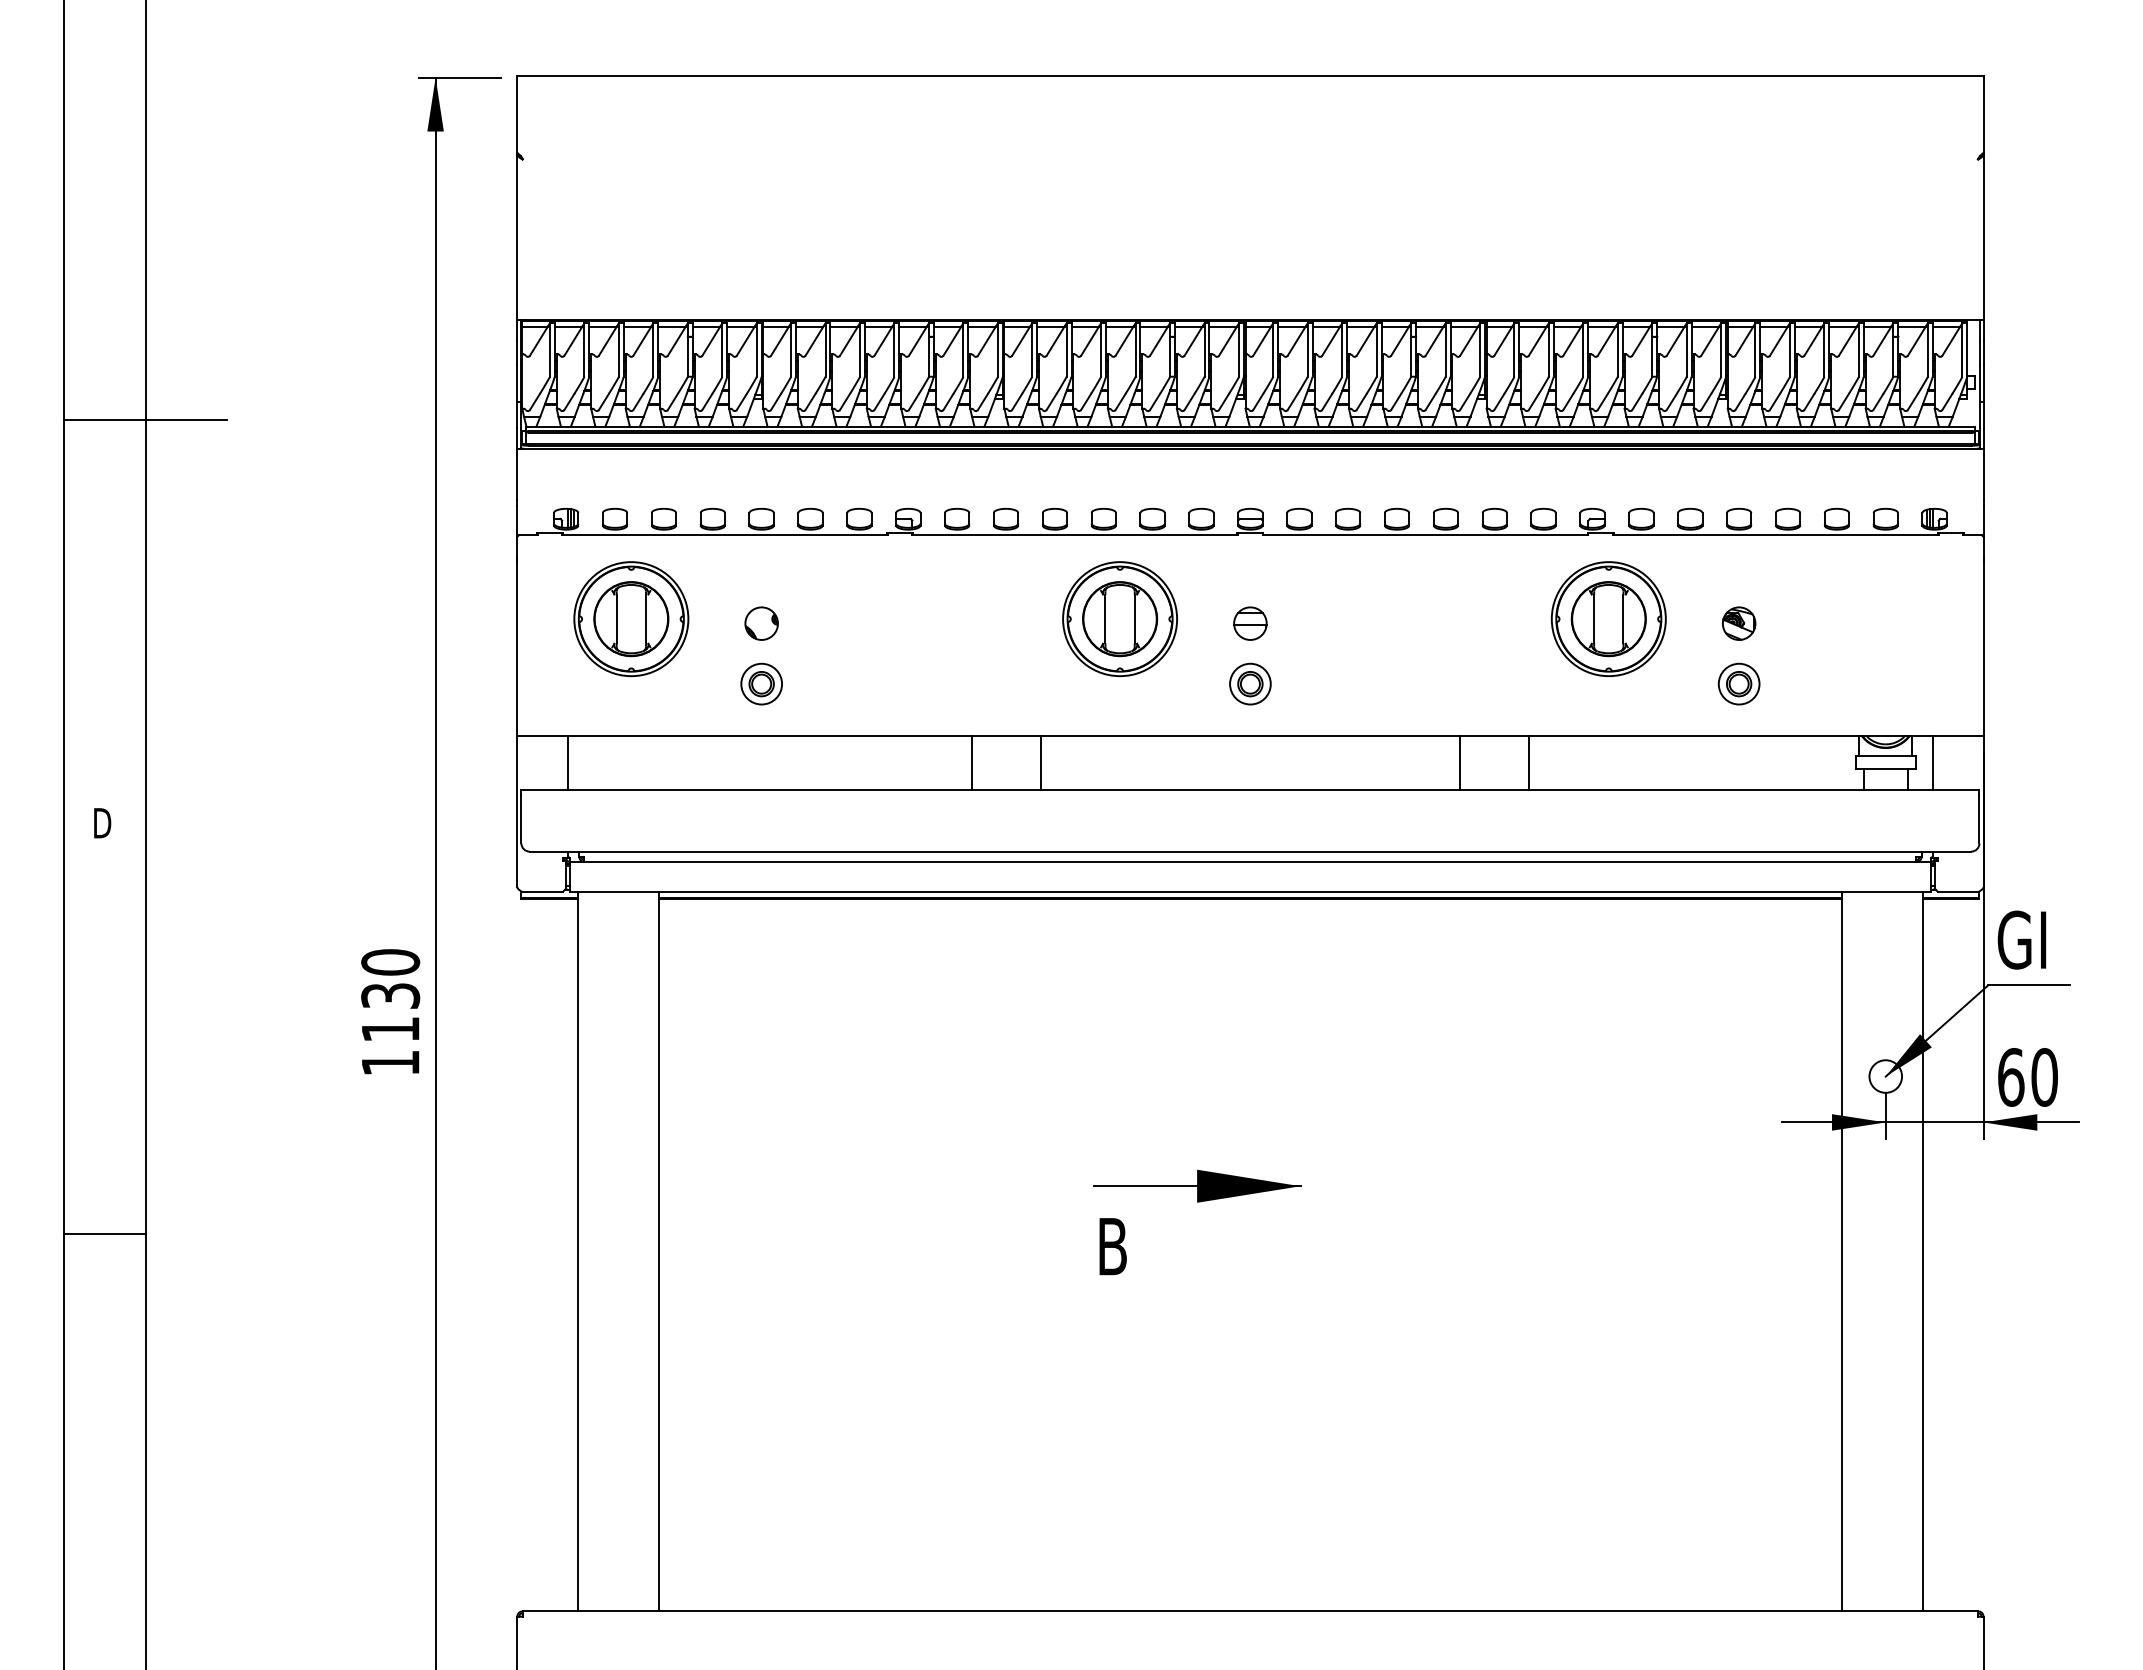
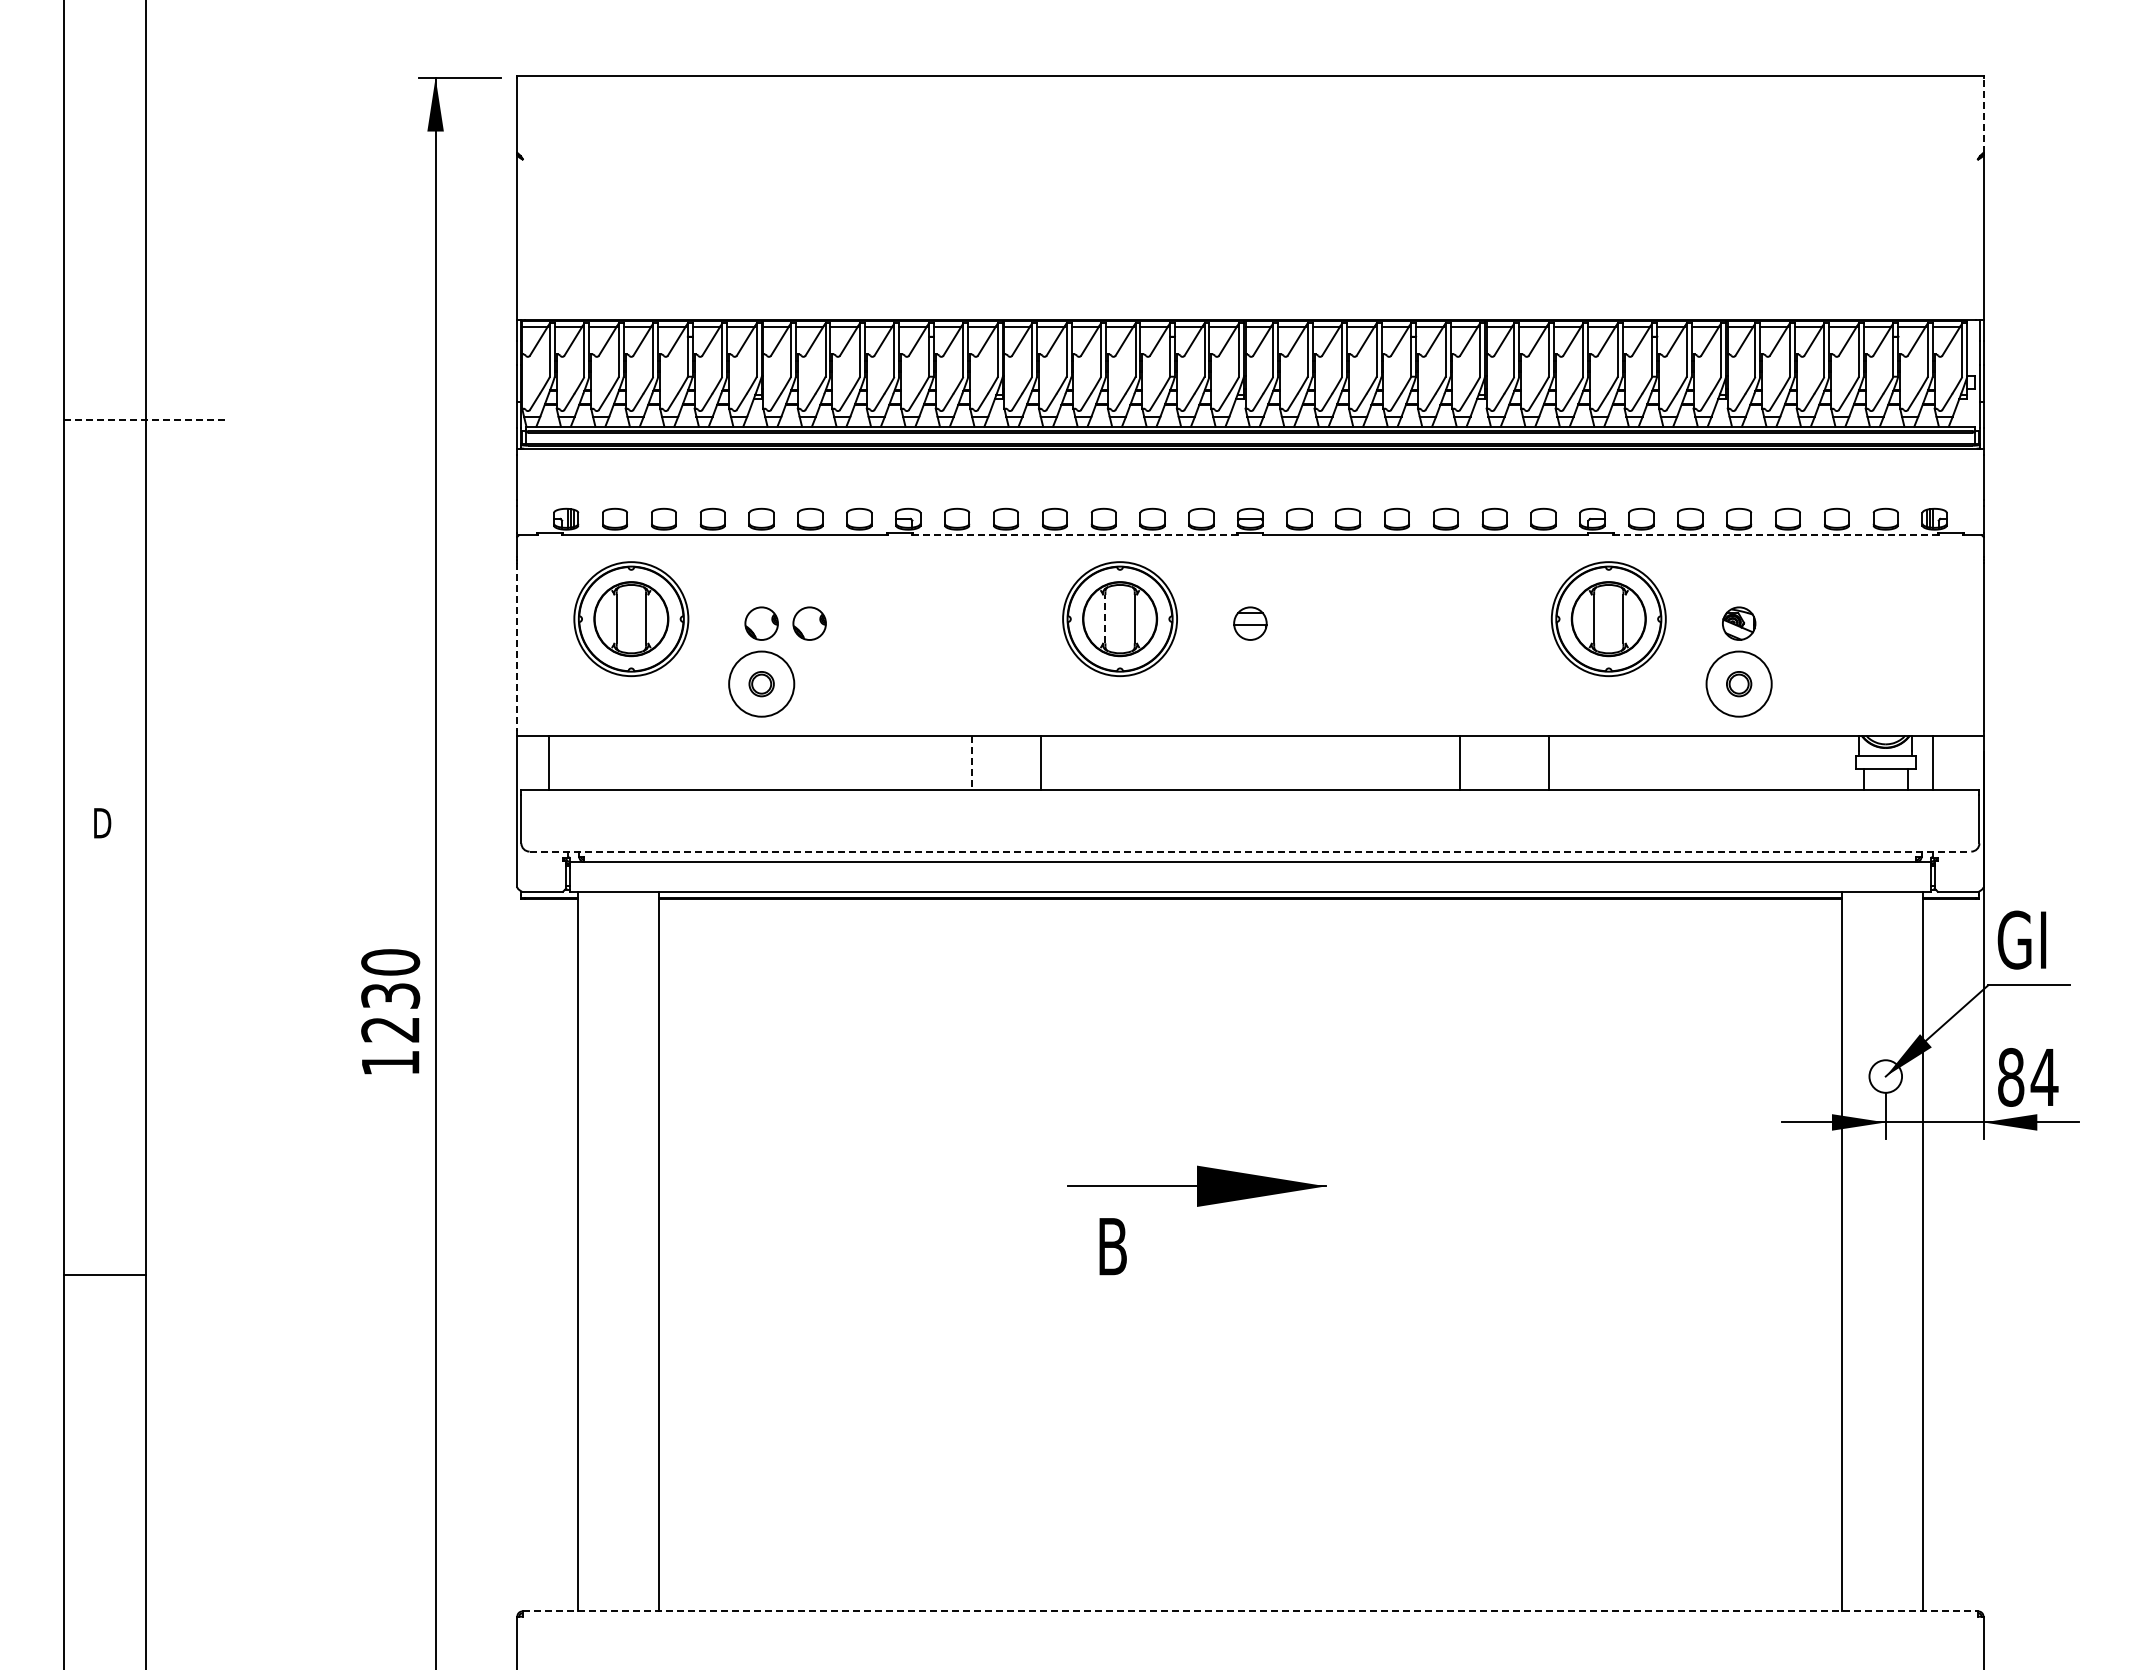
line: solid -> dashed (1983, 115)
line: solid -> dashed (146, 419)
line: solid -> dashed (1075, 535)
line: solid -> dashed (1775, 535)
line: solid -> dashed (1105, 618)
part: none -> present (809, 623)
line: solid -> dashed (517, 647)
circle diameter: 41 px -> 65 px (761, 683)
part: present -> none (1250, 683)
circle diameter: 41 px -> 65 px (1738, 683)
line position: (567, 762) -> (548, 762) (548, 762)
line position: (1529, 762) -> (1549, 762) (1549, 762)
line: solid -> dashed (971, 763)
line: solid -> dashed (1250, 851)
text: 1130 -> 1230 (390, 1029)
text: 60 -> 84 (2028, 1077)
part size: 209x34 px -> 260x42 px (1196, 1185)
line position: (104, 1234) -> (104, 1275) (104, 1275)
line: solid -> dashed (1250, 1611)
